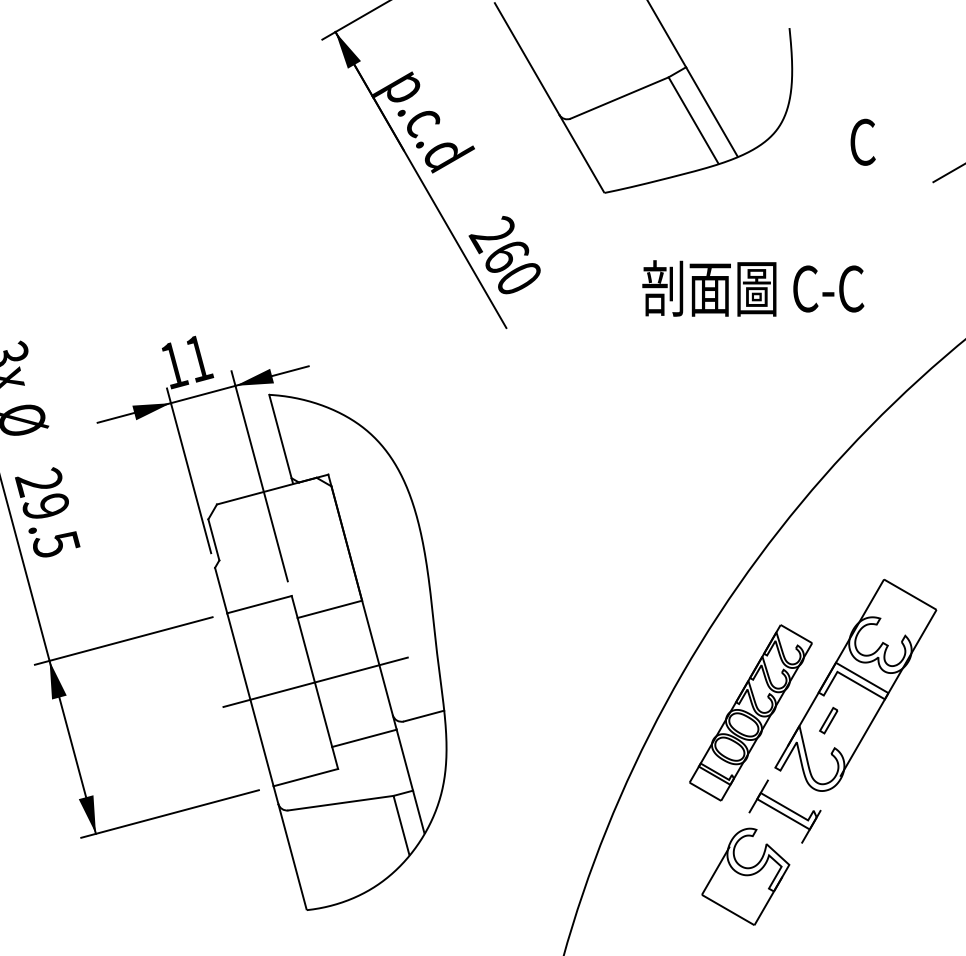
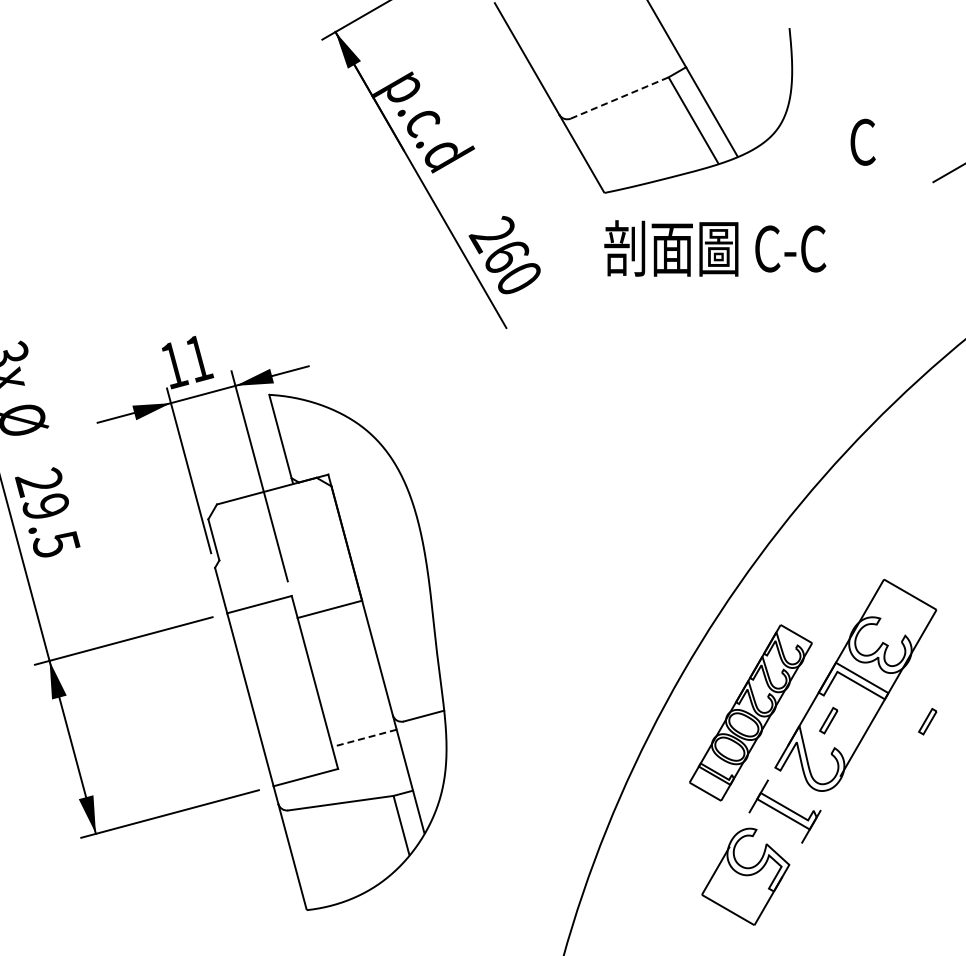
line: solid -> dashed (620, 97)
text position: (753, 288) -> (715, 248) (715, 248)
line: present -> none (307, 684)
part: none -> present (927, 721)
line: solid -> dashed (363, 738)
